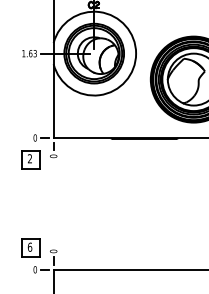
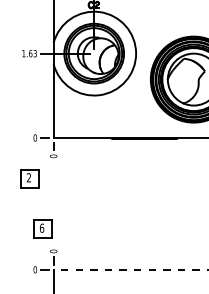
part position: (30, 159) -> (29, 178) (29, 178)
part position: (30, 247) -> (42, 228) (42, 228)
line: solid -> dashed (130, 269)
